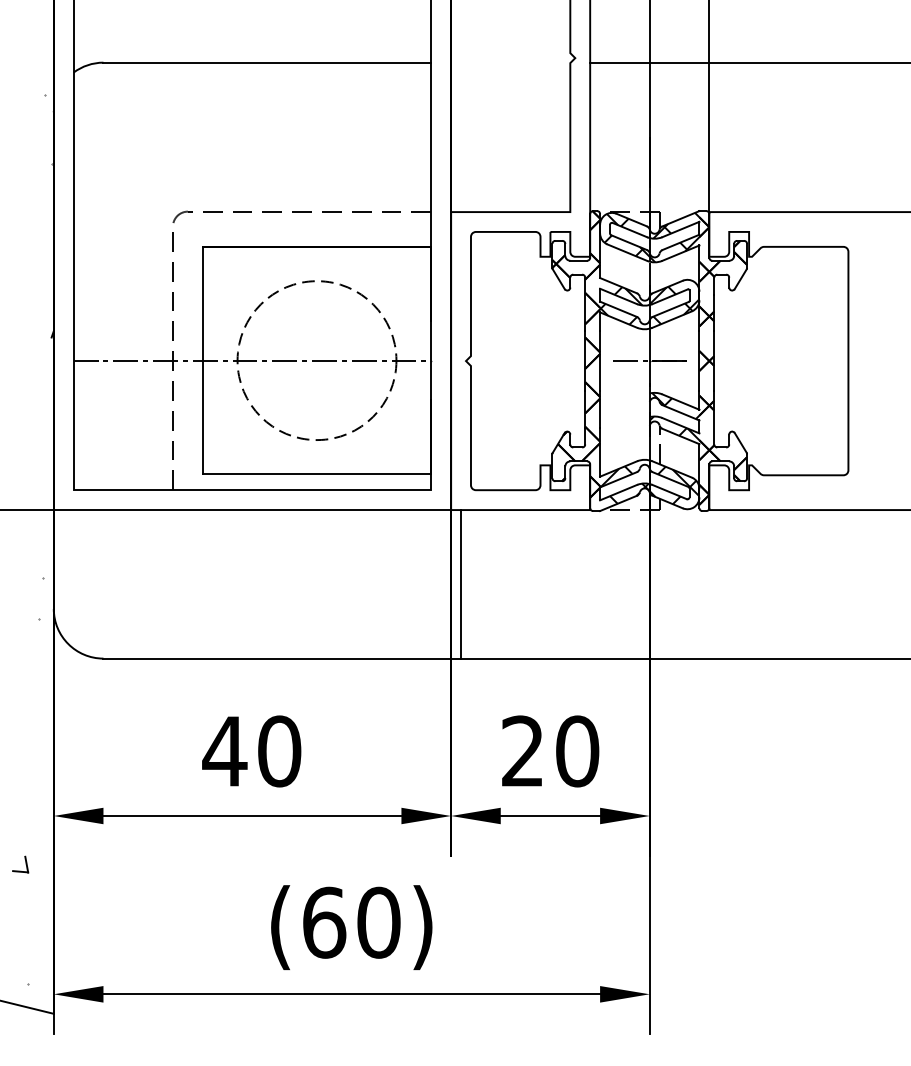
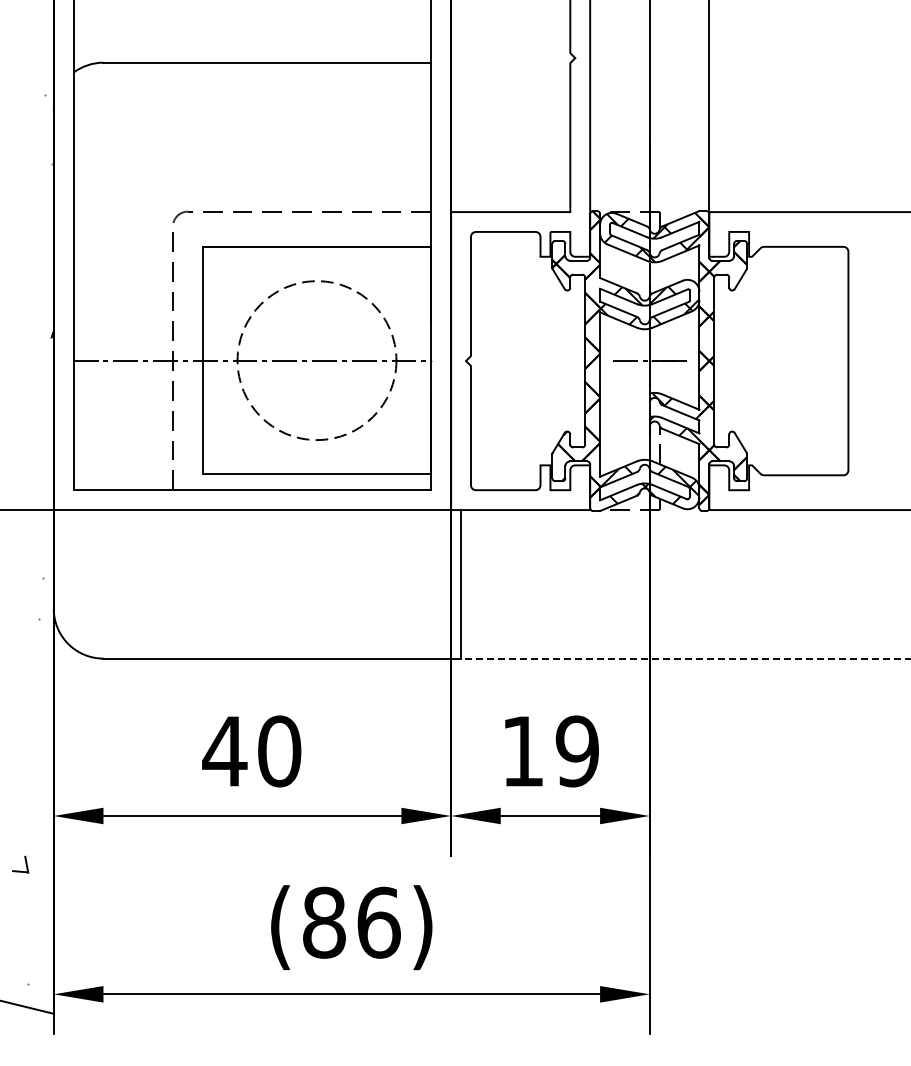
line: present -> none (748, 63)
line: solid -> dashed (685, 658)
text: 20 -> 19 (550, 751)
text: (60) -> (86) (351, 922)
